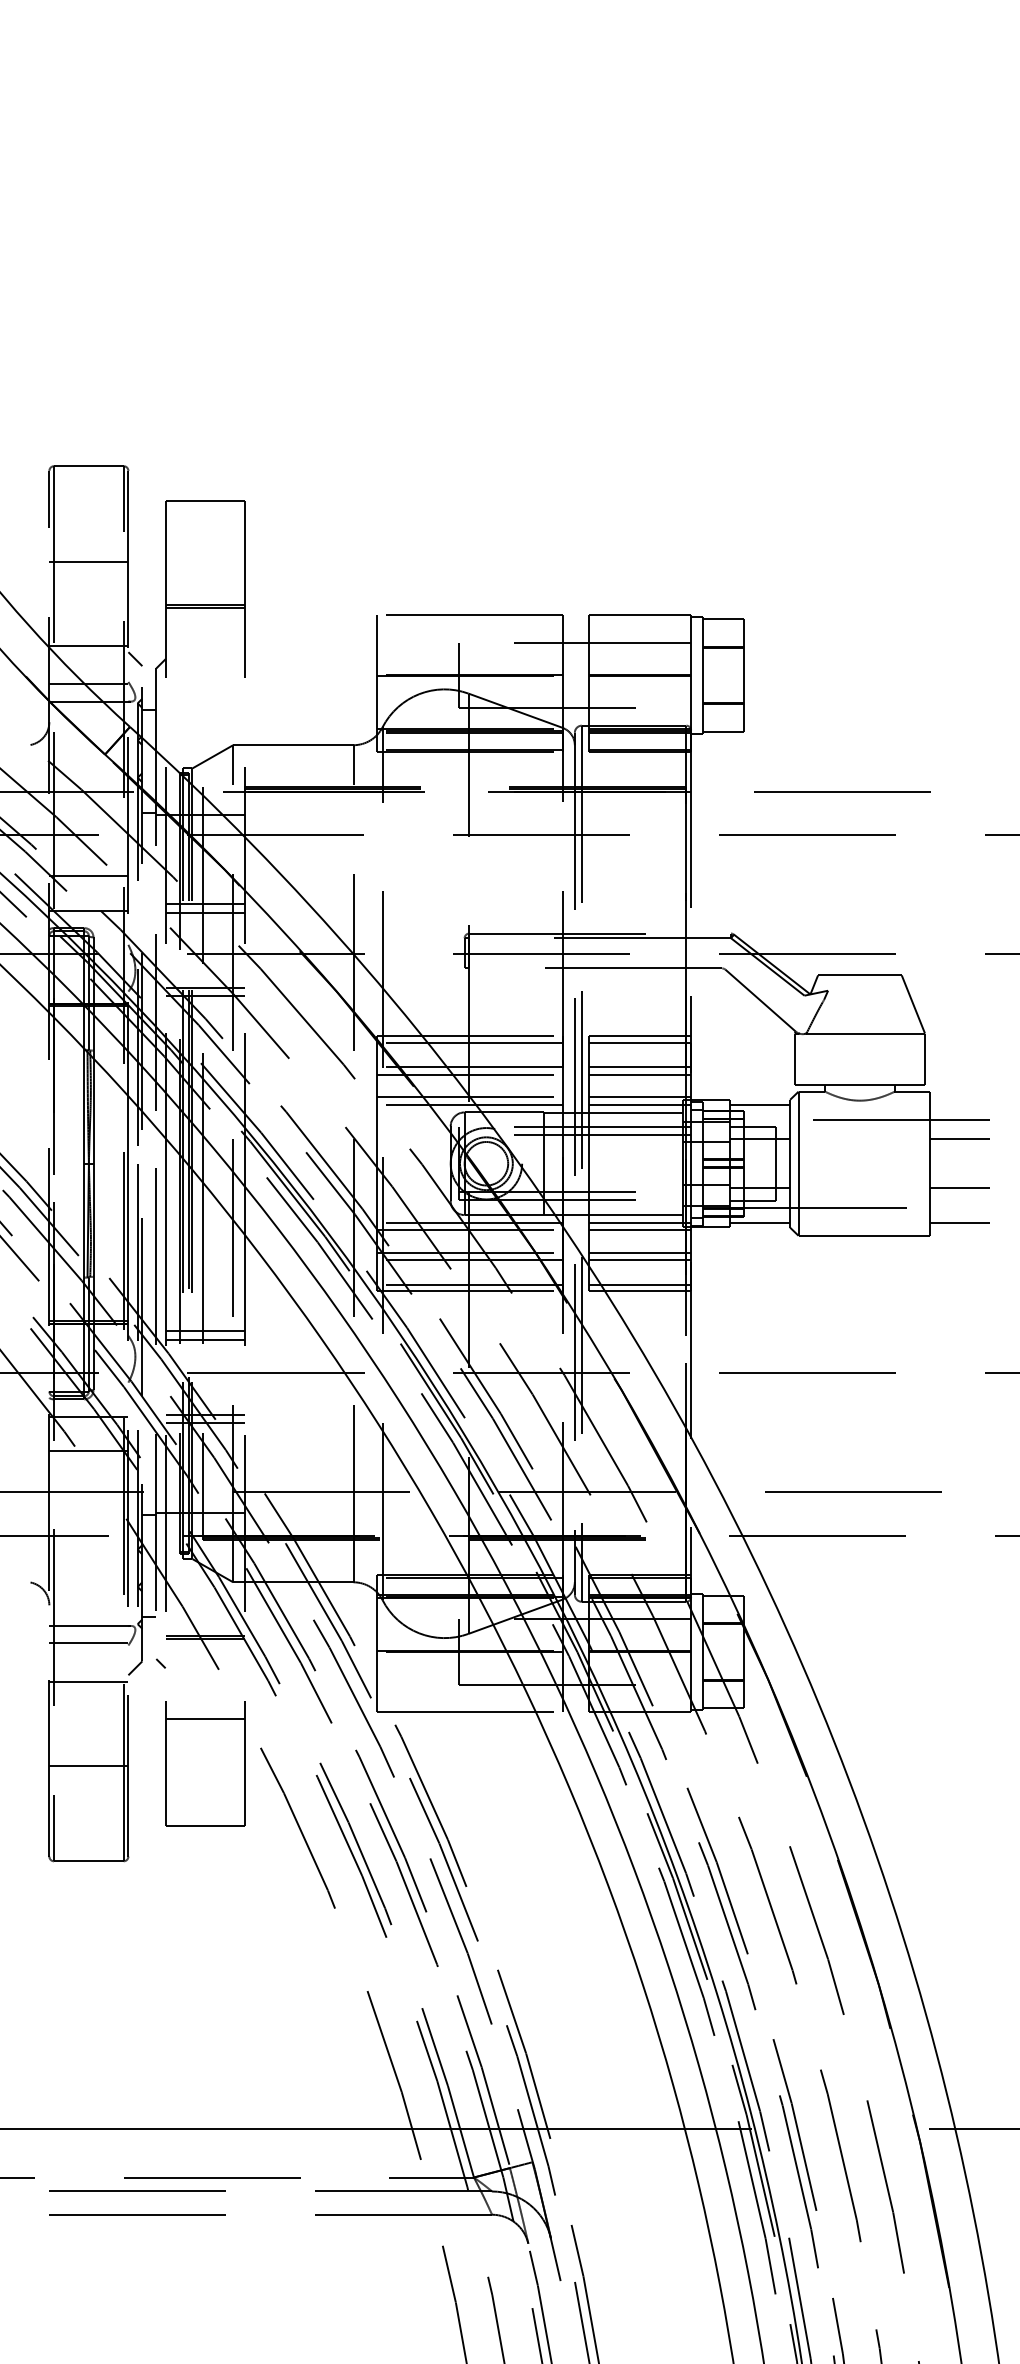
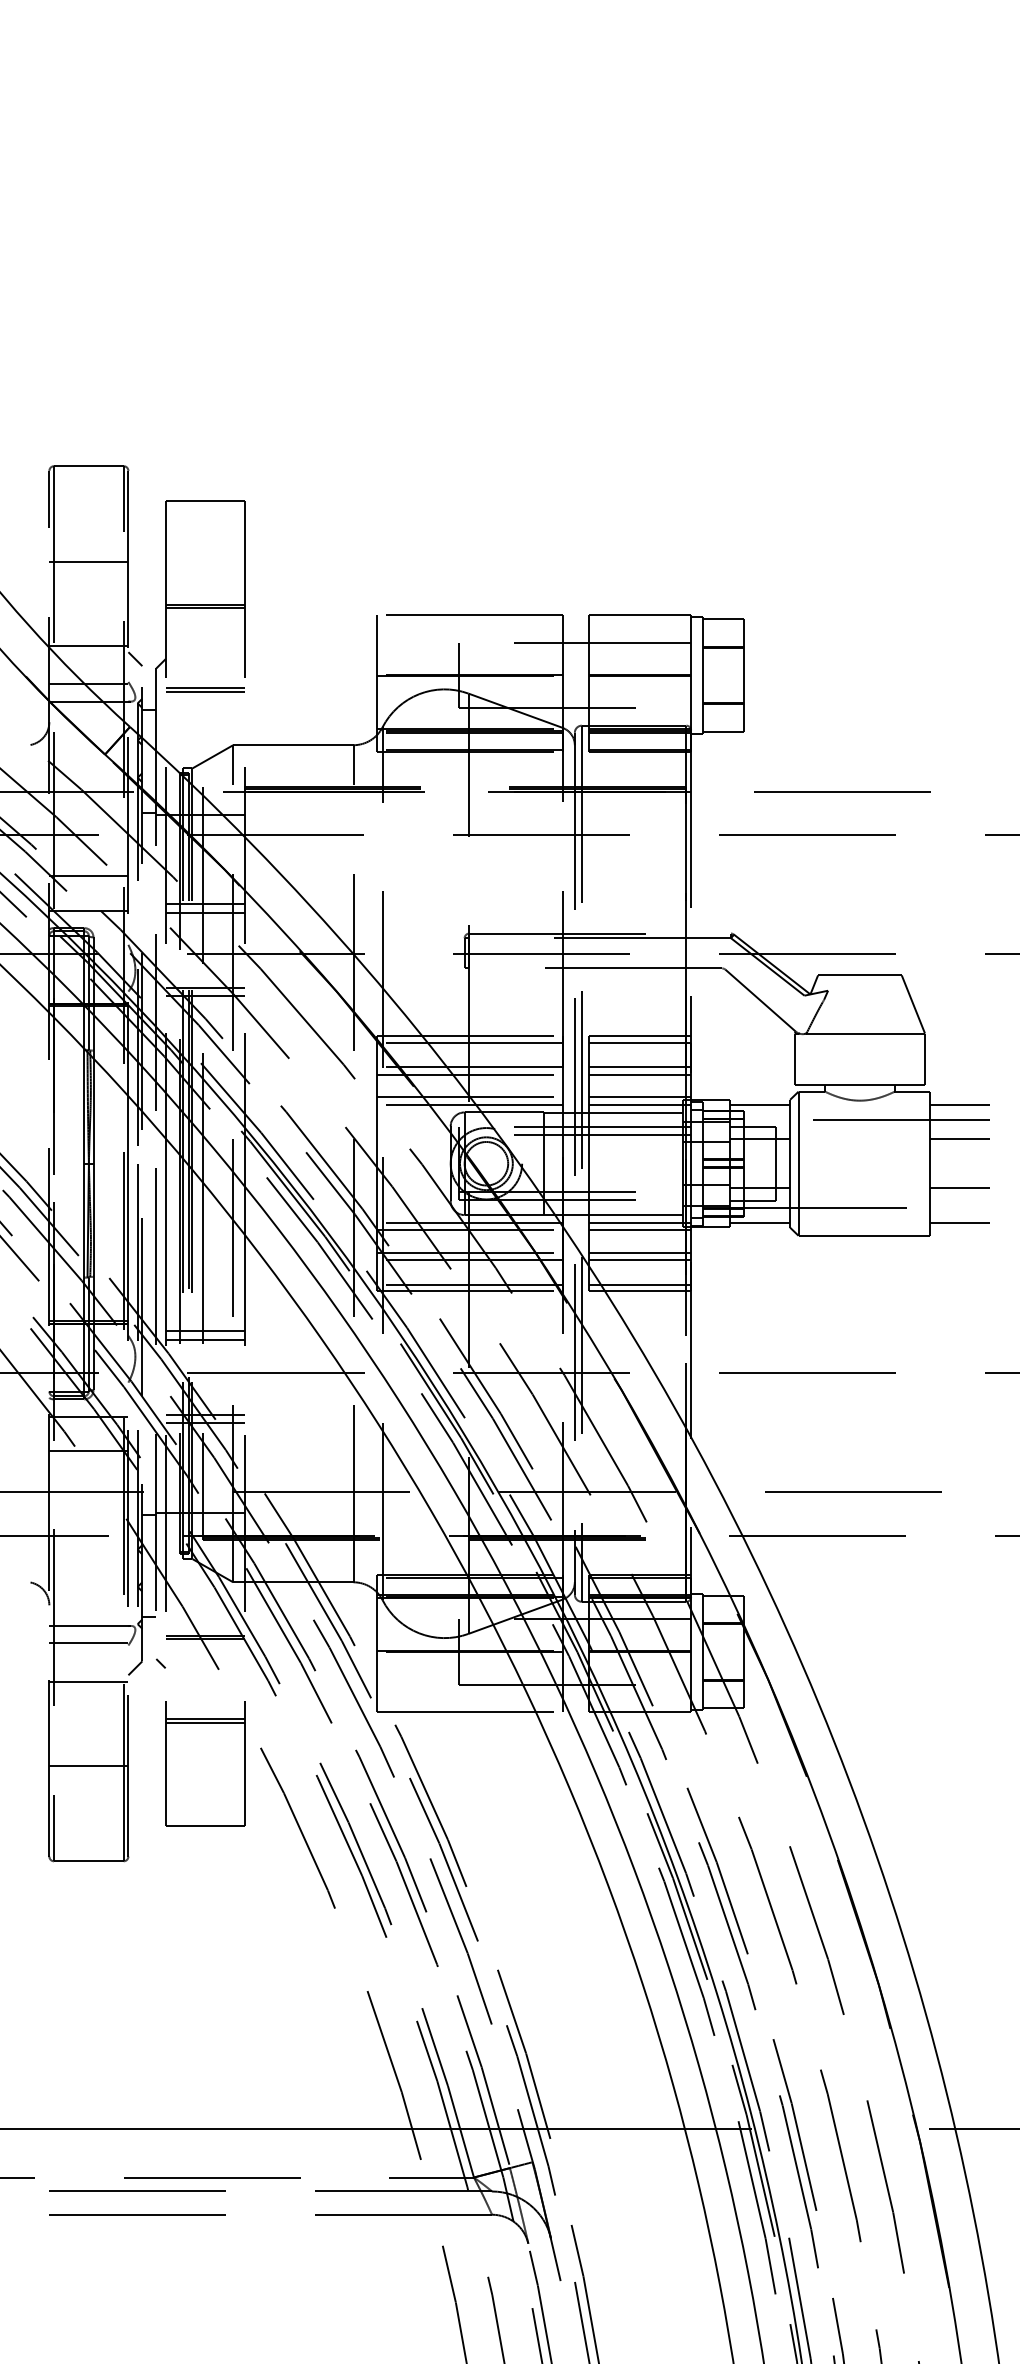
part: none -> present (205, 689)
line: none -> present (959, 1104)
line: none -> present (204, 1722)
